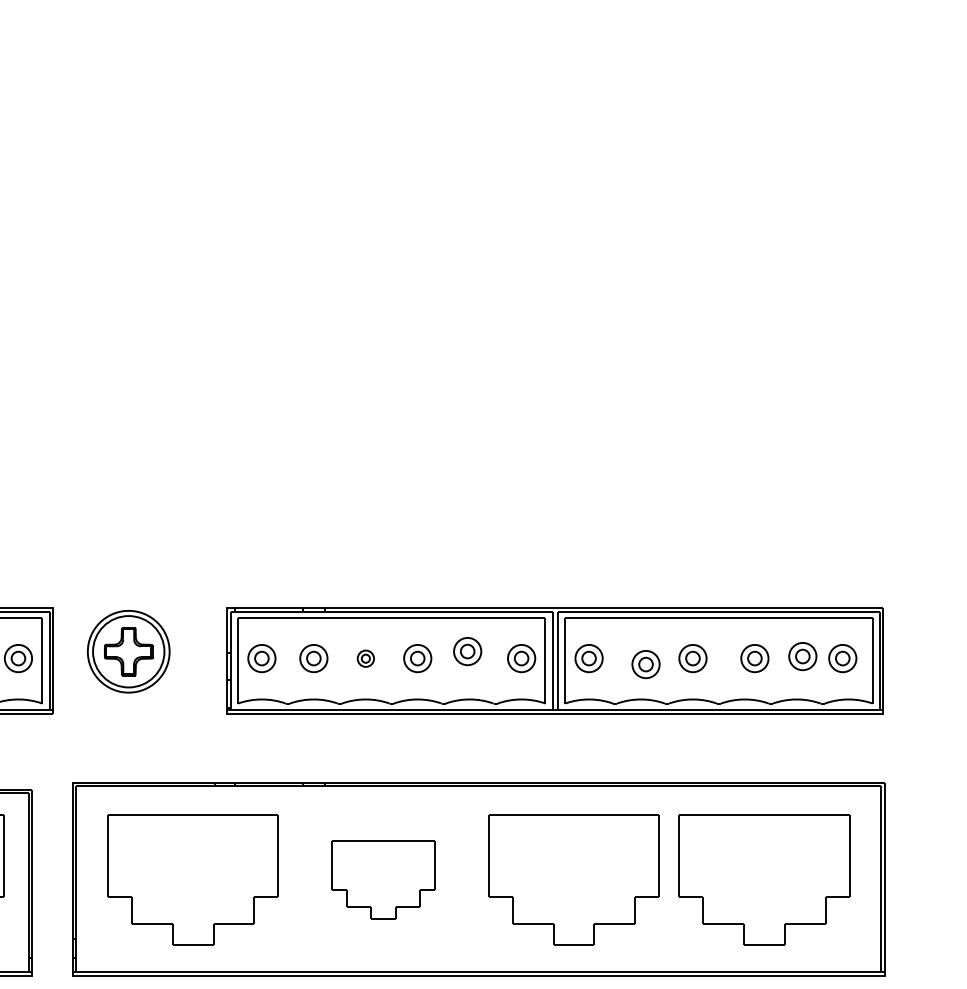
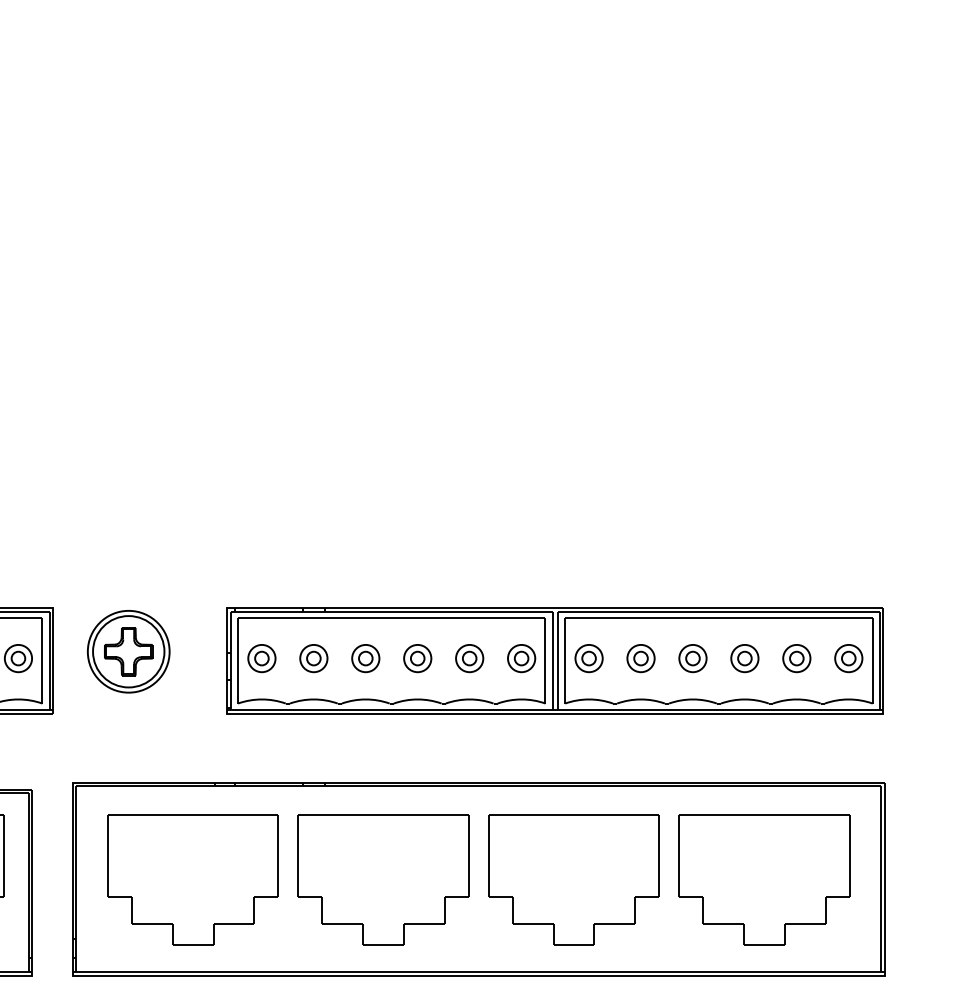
part position: (467, 651) -> (469, 658) (469, 658)
part position: (802, 656) -> (796, 658) (796, 658)
part size: 19x19 px -> 30x30 px (365, 658)
part position: (754, 658) -> (744, 658) (744, 658)
part position: (842, 658) -> (848, 658) (848, 658)
part position: (645, 664) -> (640, 658) (640, 658)
part size: 105x80 px -> 173x132 px (383, 879)
